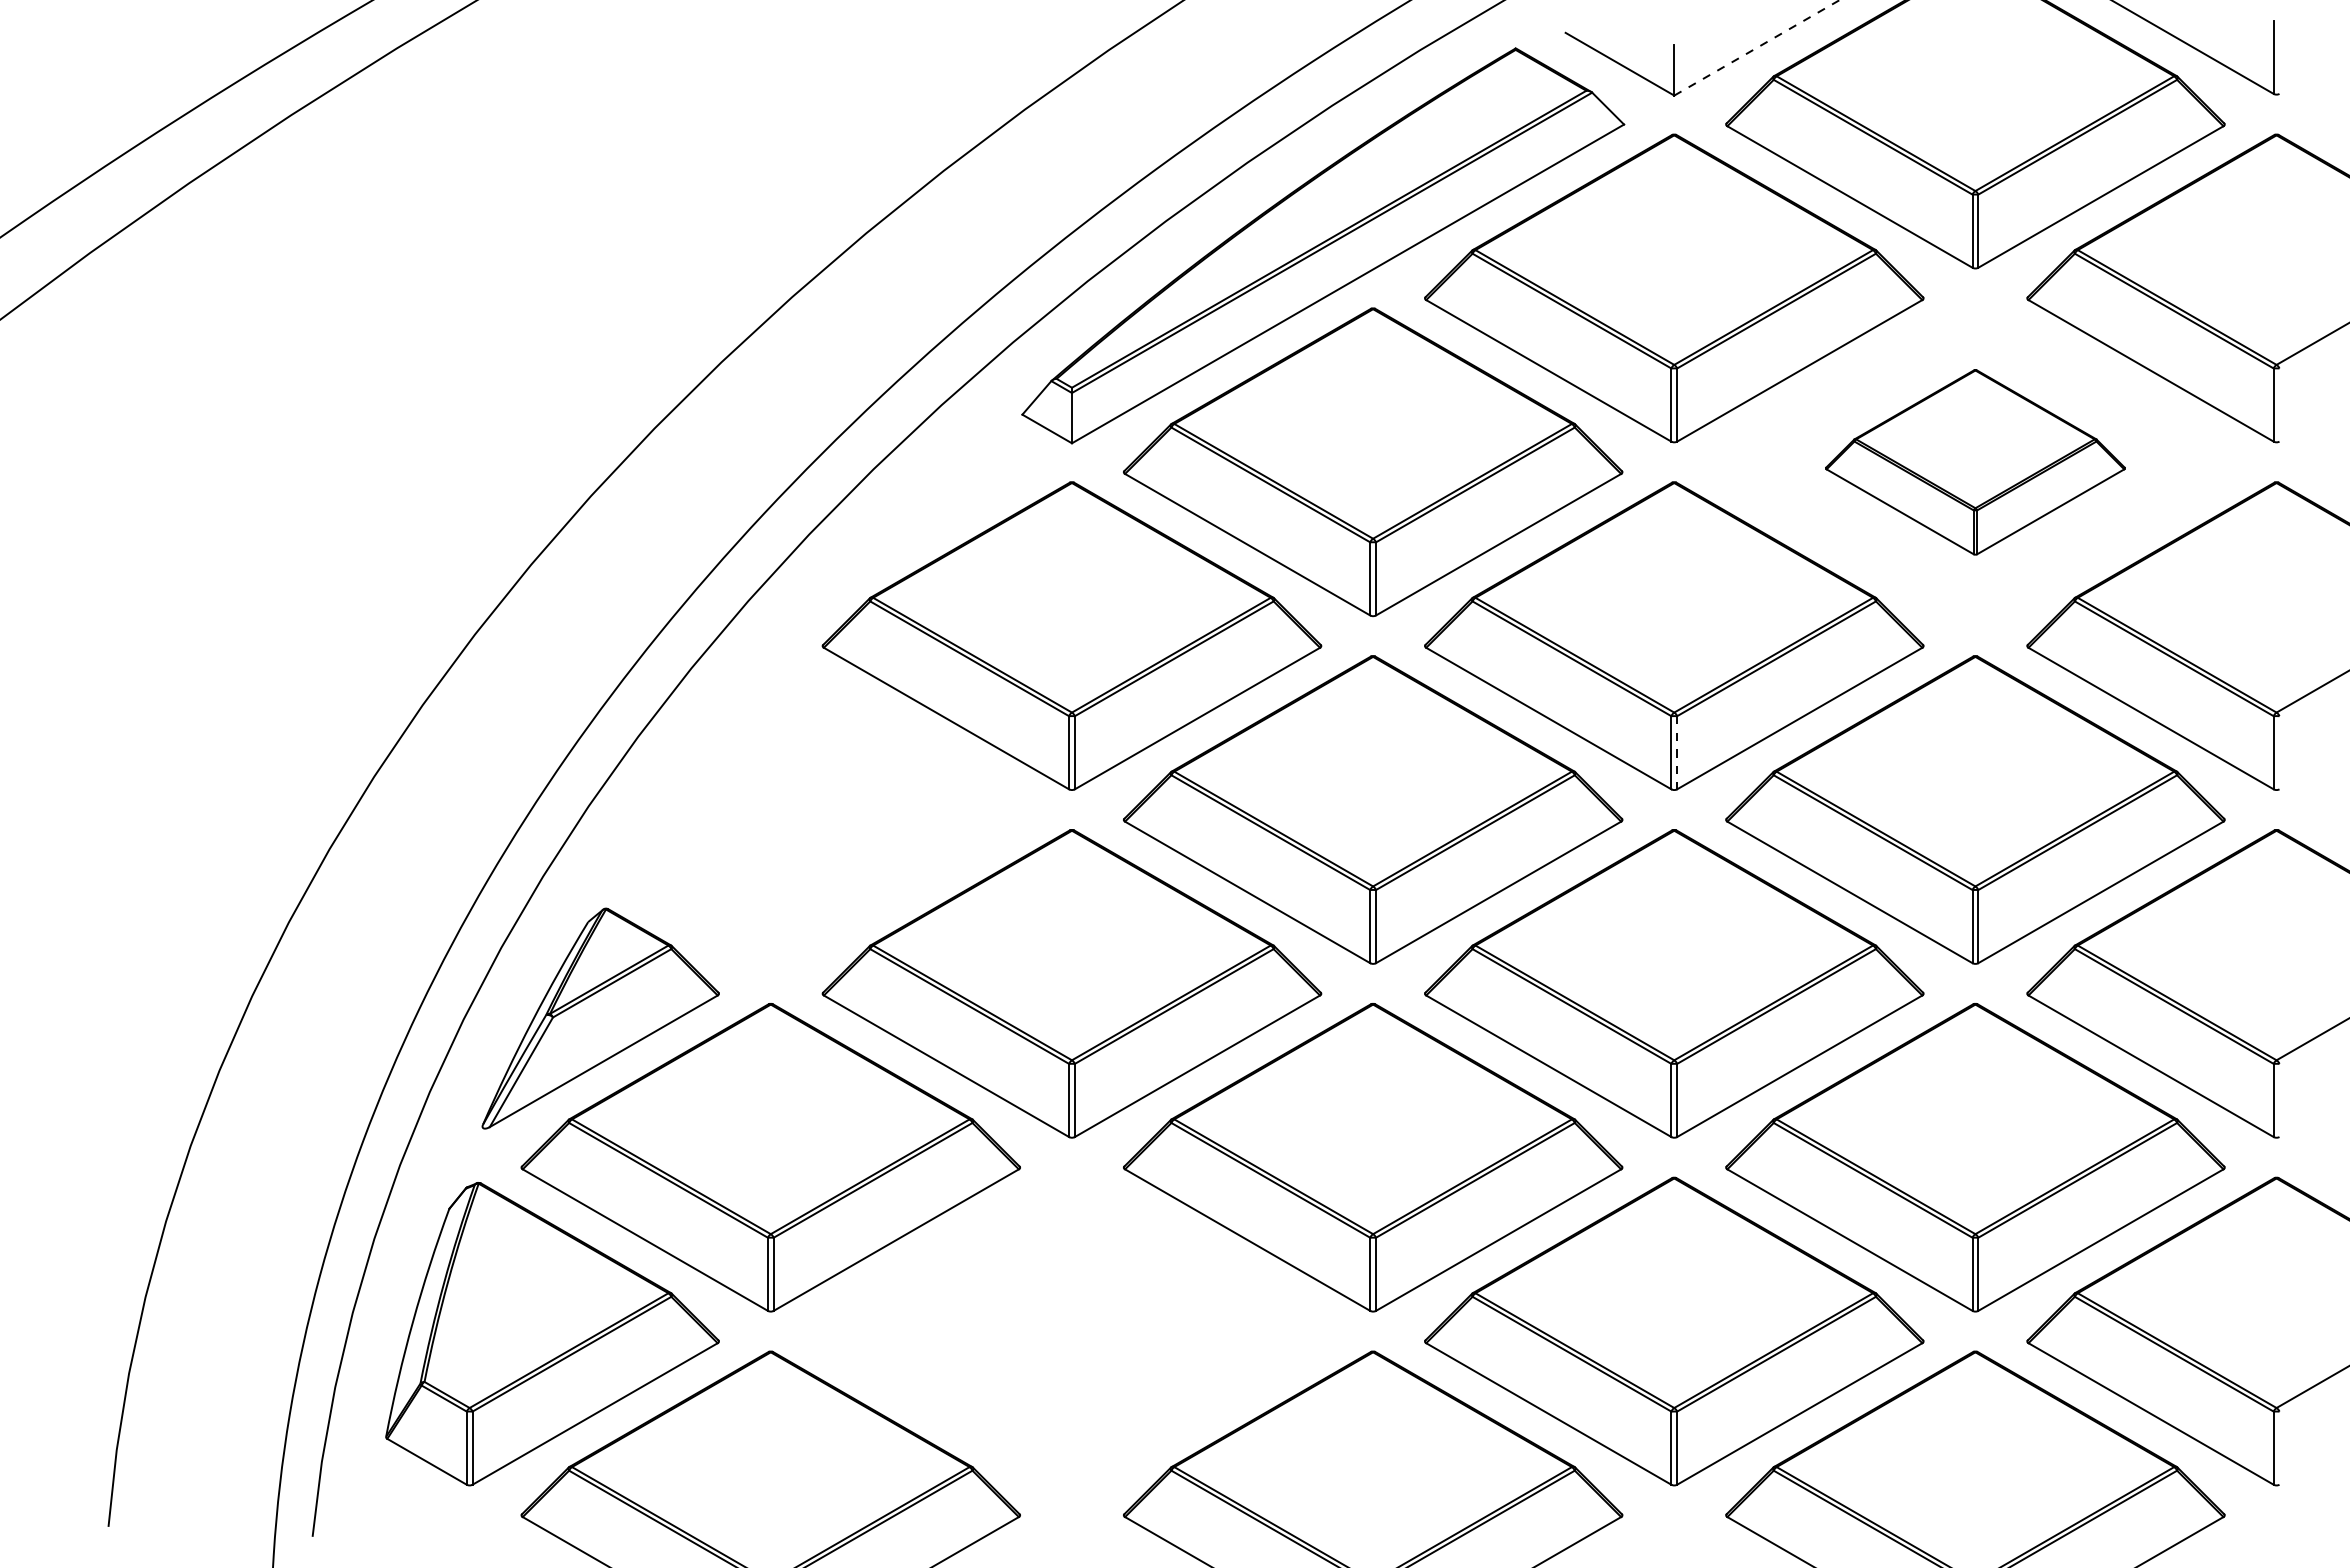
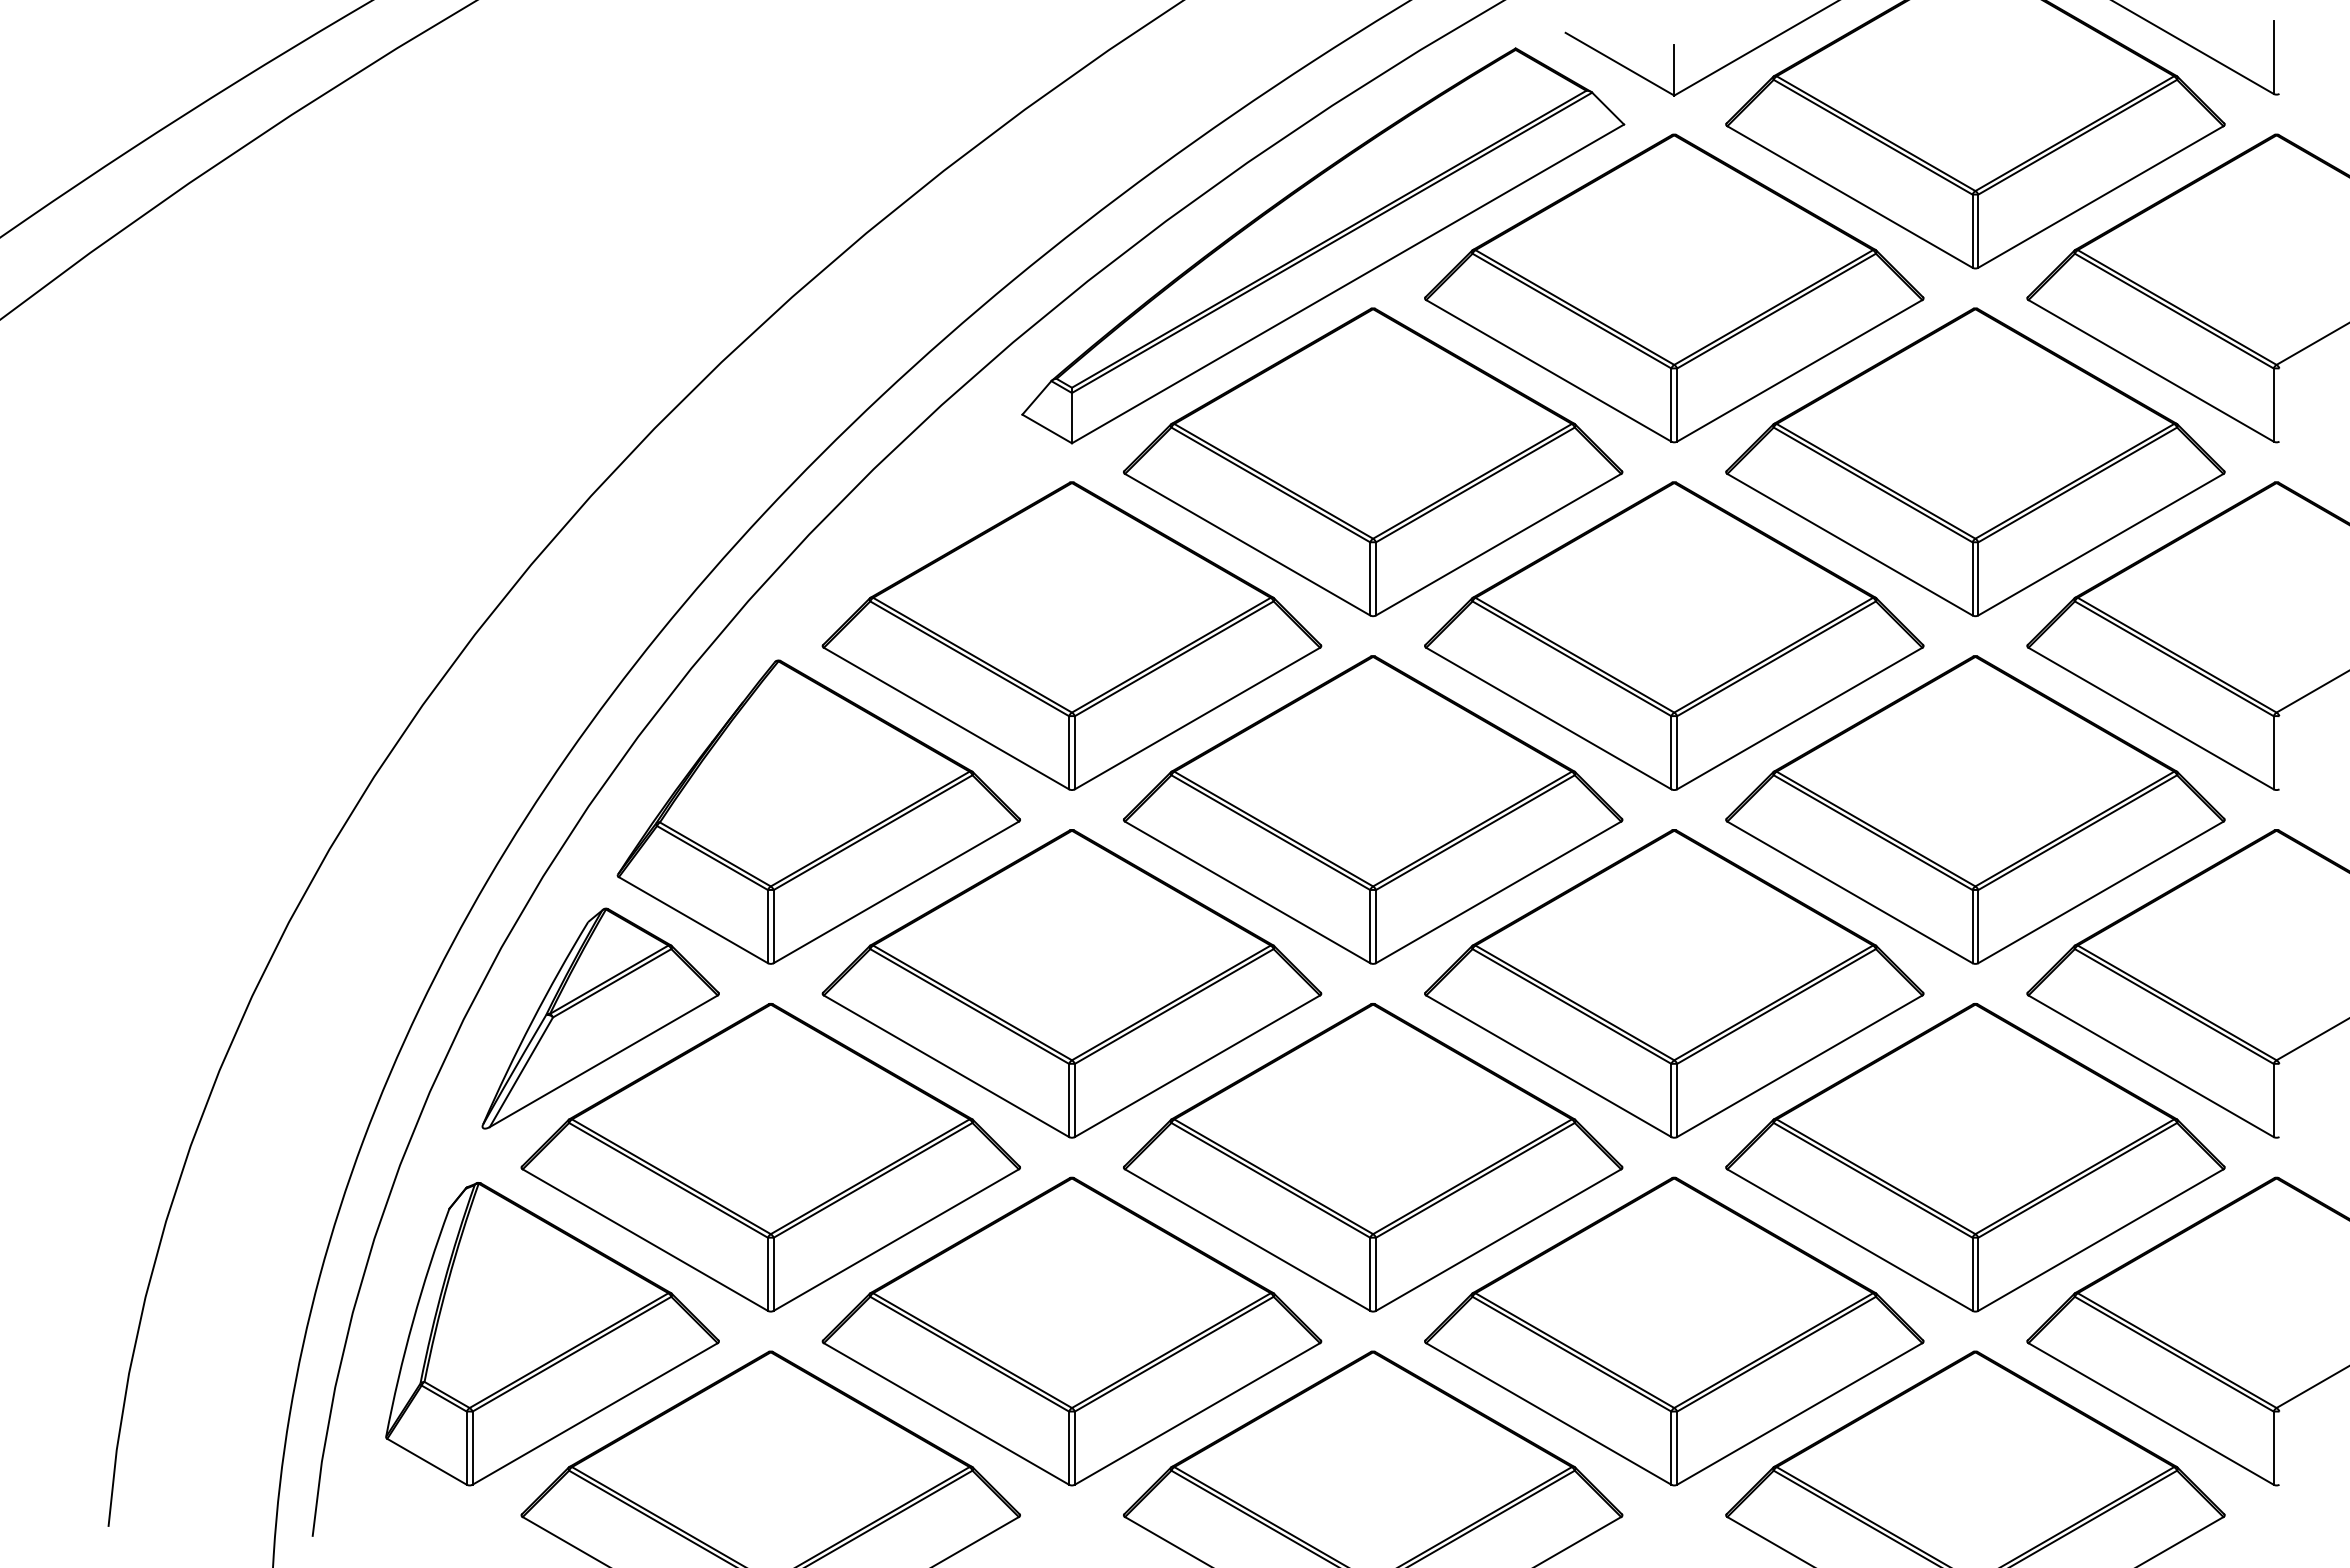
line: dashed -> solid (1757, 47)
part size: 301x187 px -> 501x311 px (1975, 462)
line: dashed -> solid (1677, 752)
part: none -> present (818, 811)
part: none -> present (1071, 1331)
